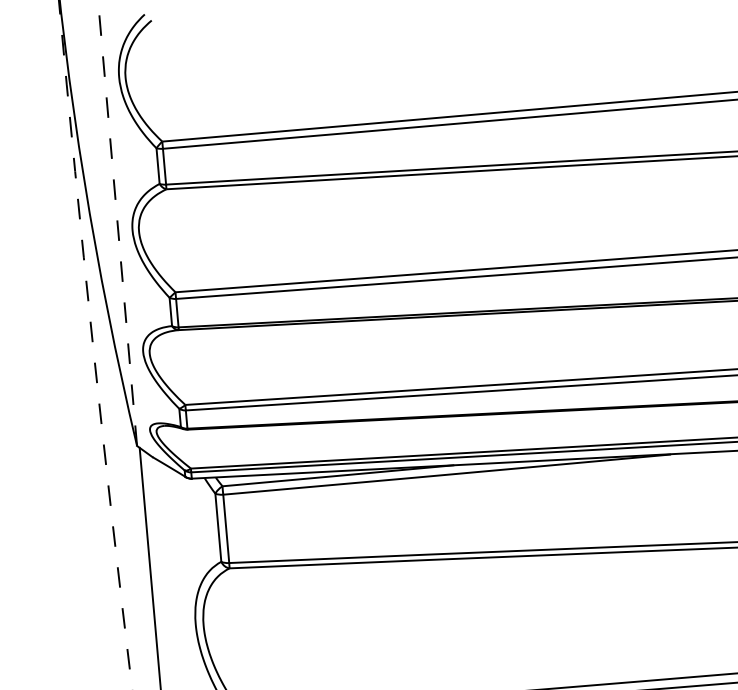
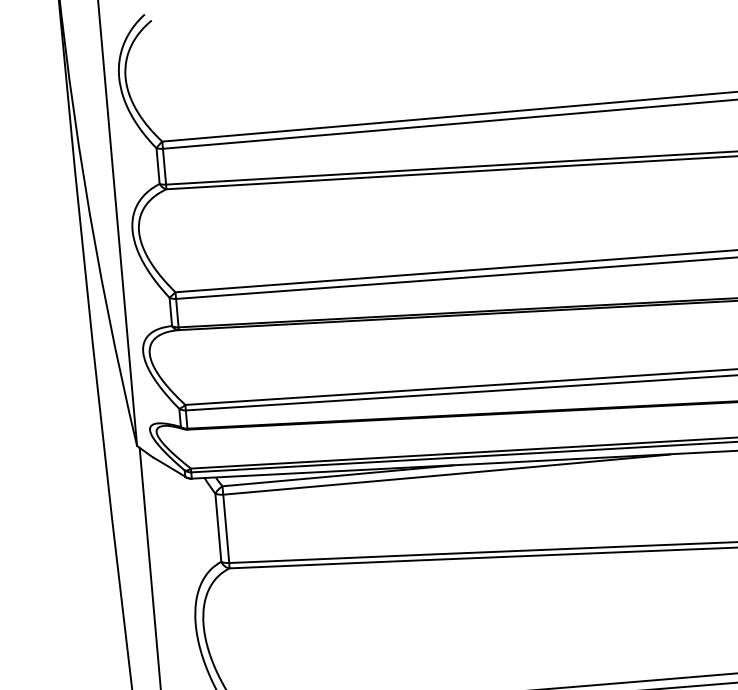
line: dashed -> solid (117, 222)
arc: dashed -> solid (93, 345)
